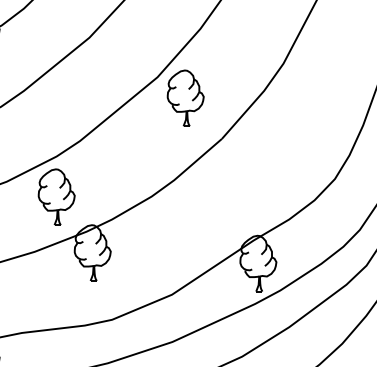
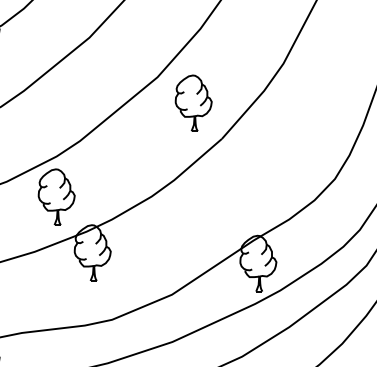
part position: (185, 97) -> (193, 102) (193, 102)
